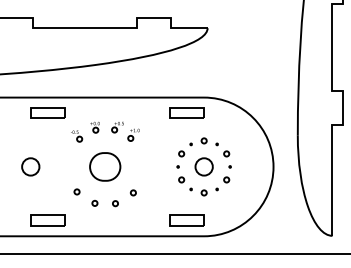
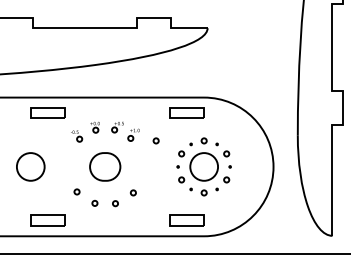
circle: none -> present (155, 140)
circle diameter: 17 px -> 28 px (30, 166)
circle diameter: 17 px -> 28 px (204, 166)
